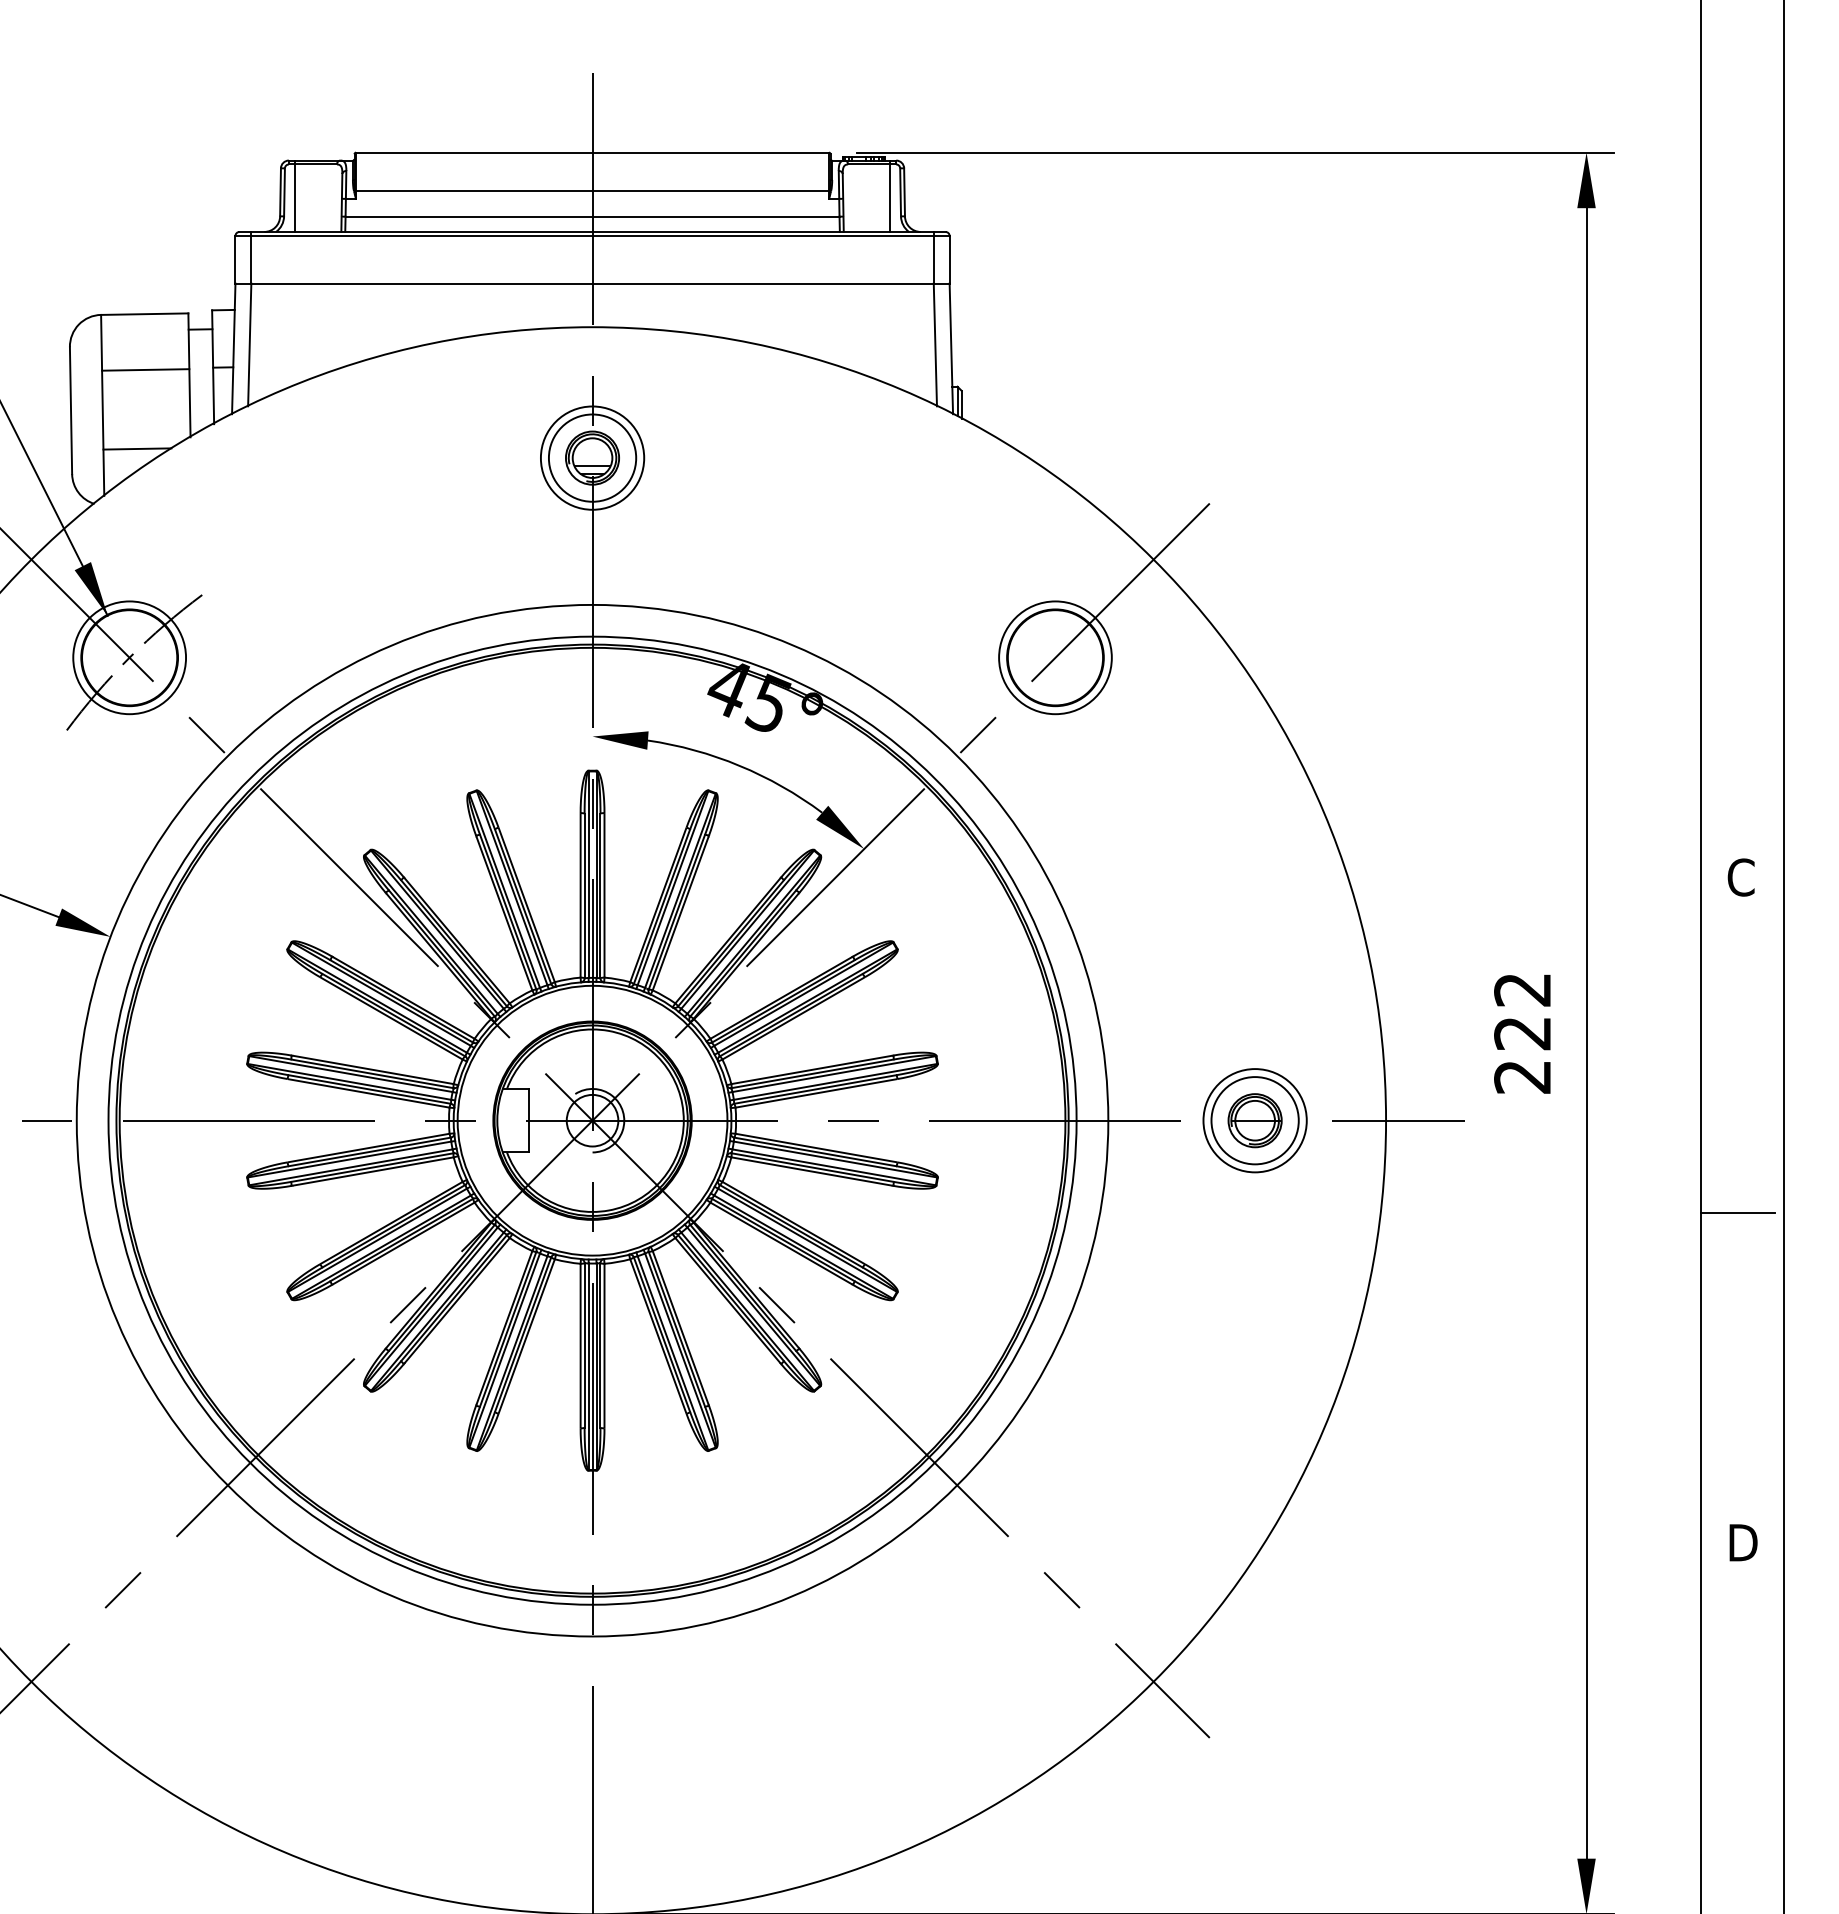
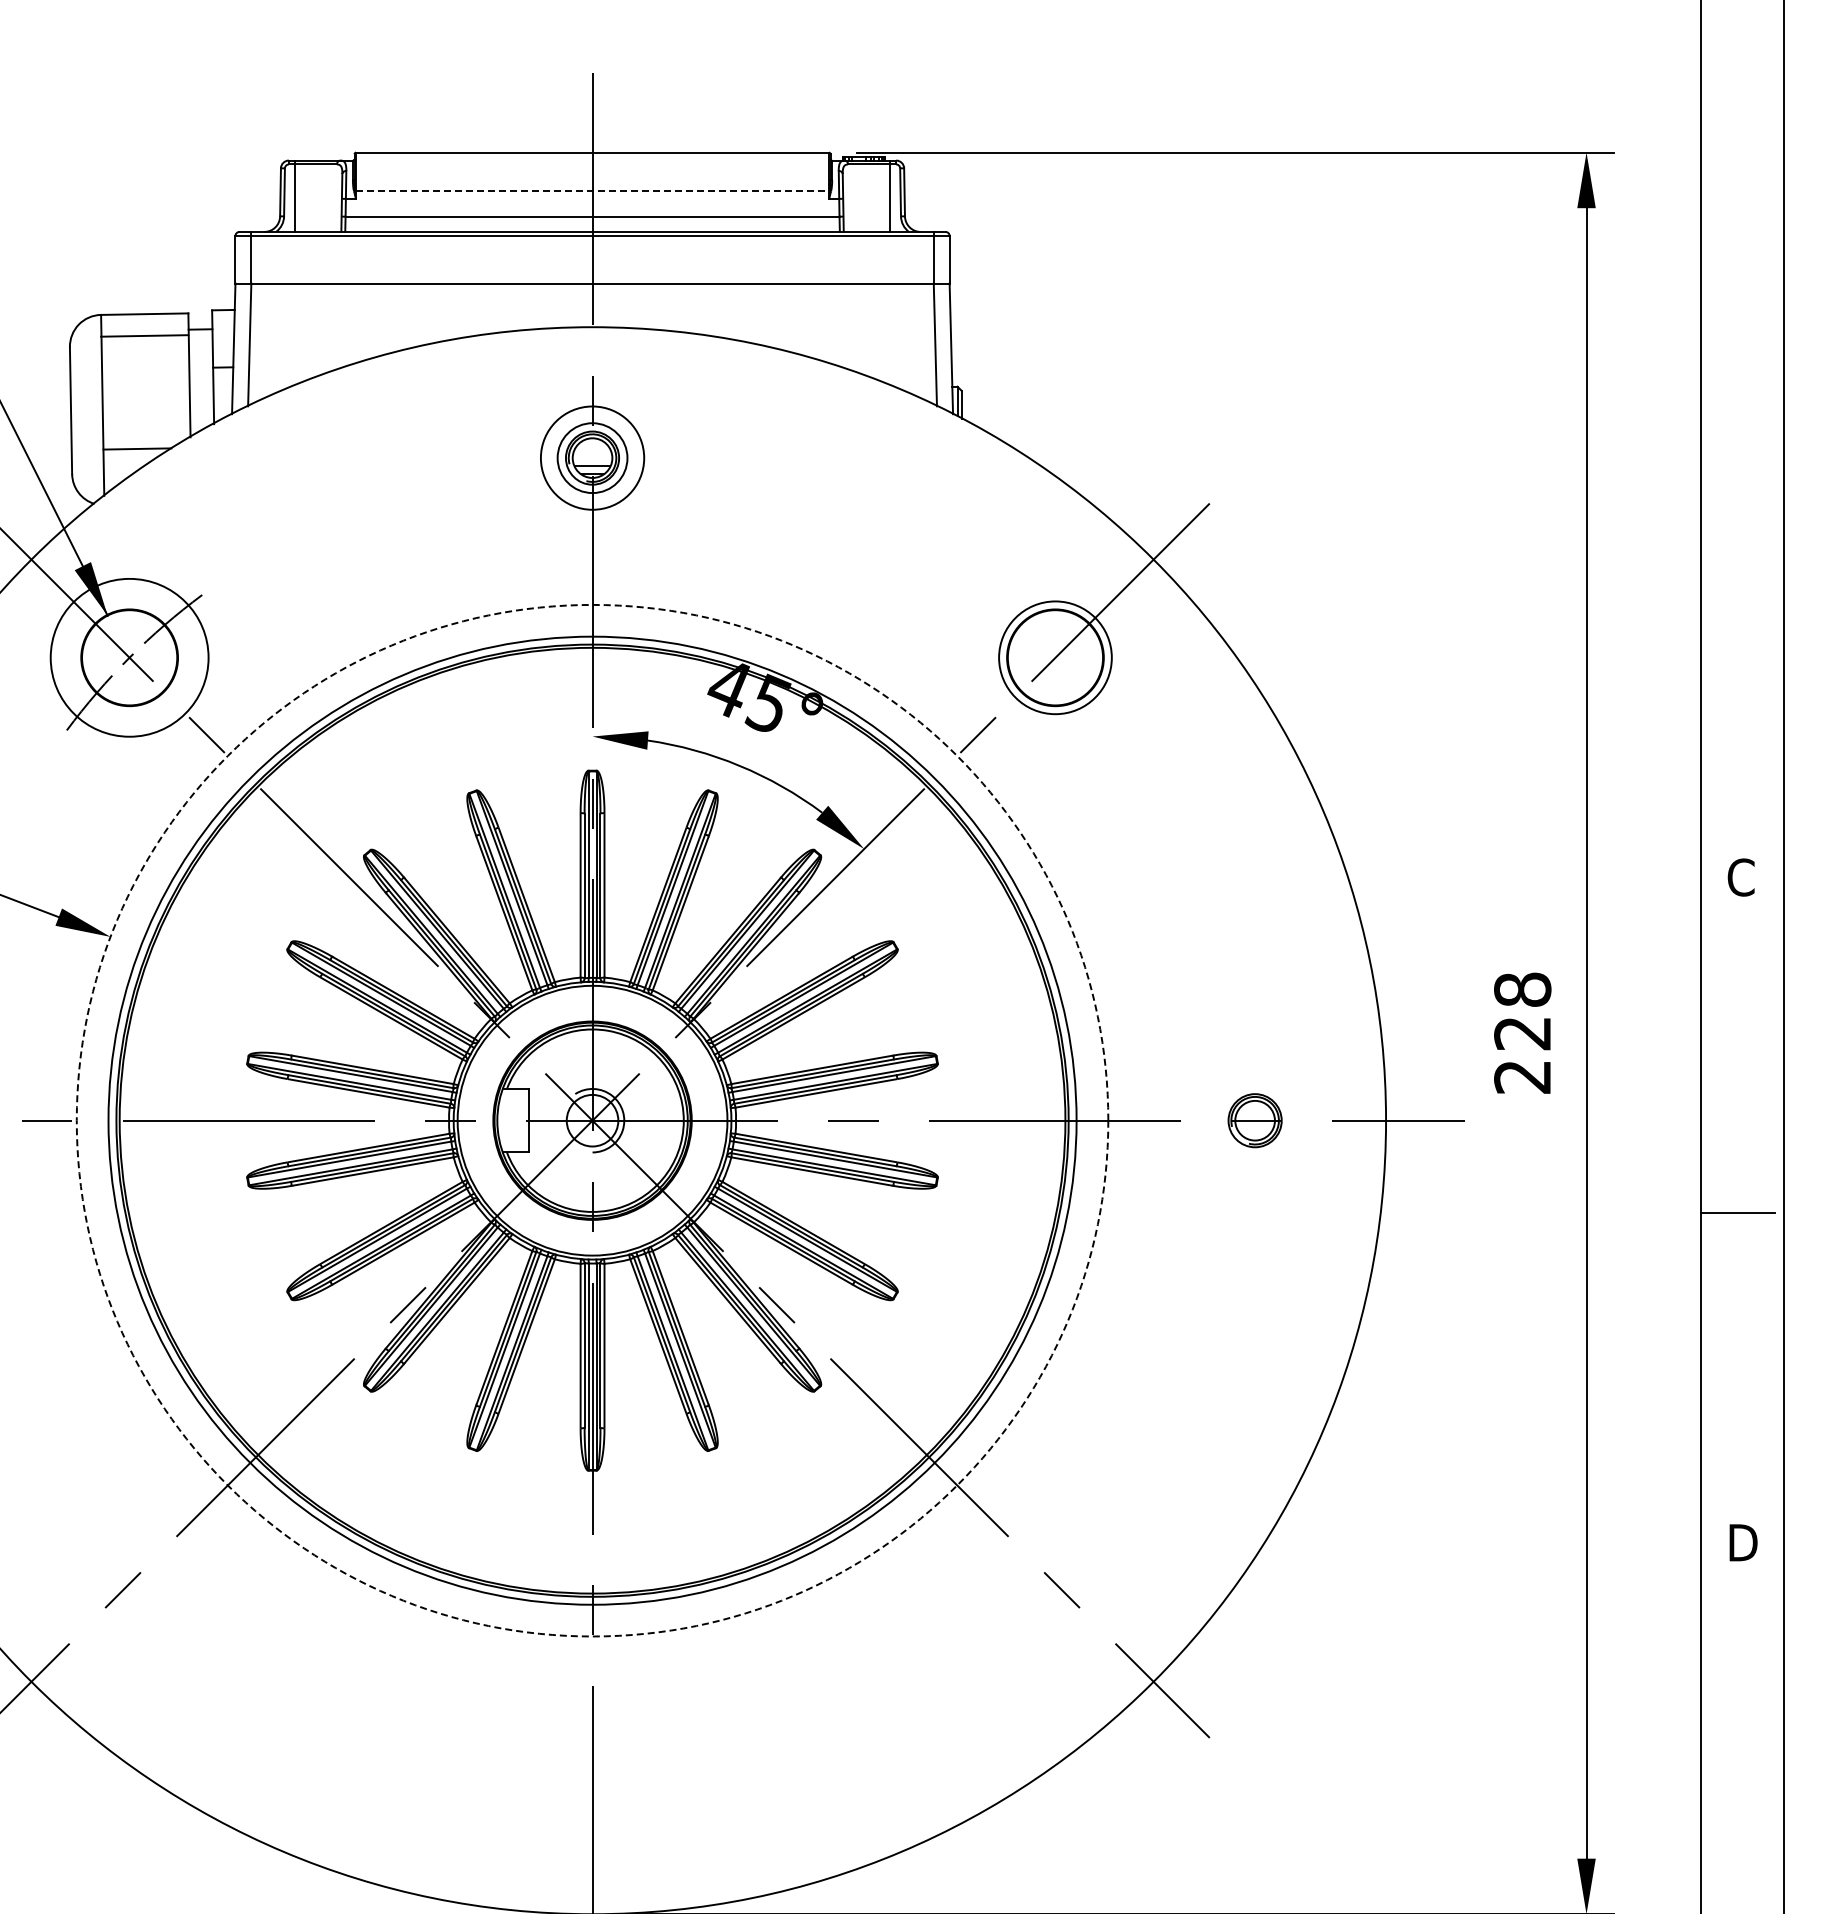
line: solid -> dashed (593, 190)
line position: (145, 369) -> (144, 335) (144, 335)
circle diameter: 87 px -> 70 px (592, 458)
circle diameter: 113 px -> 158 px (129, 657)
text: 222 -> 228 (1522, 989)
circle: solid -> dashed (592, 1120)
part: present -> none (1254, 1120)
